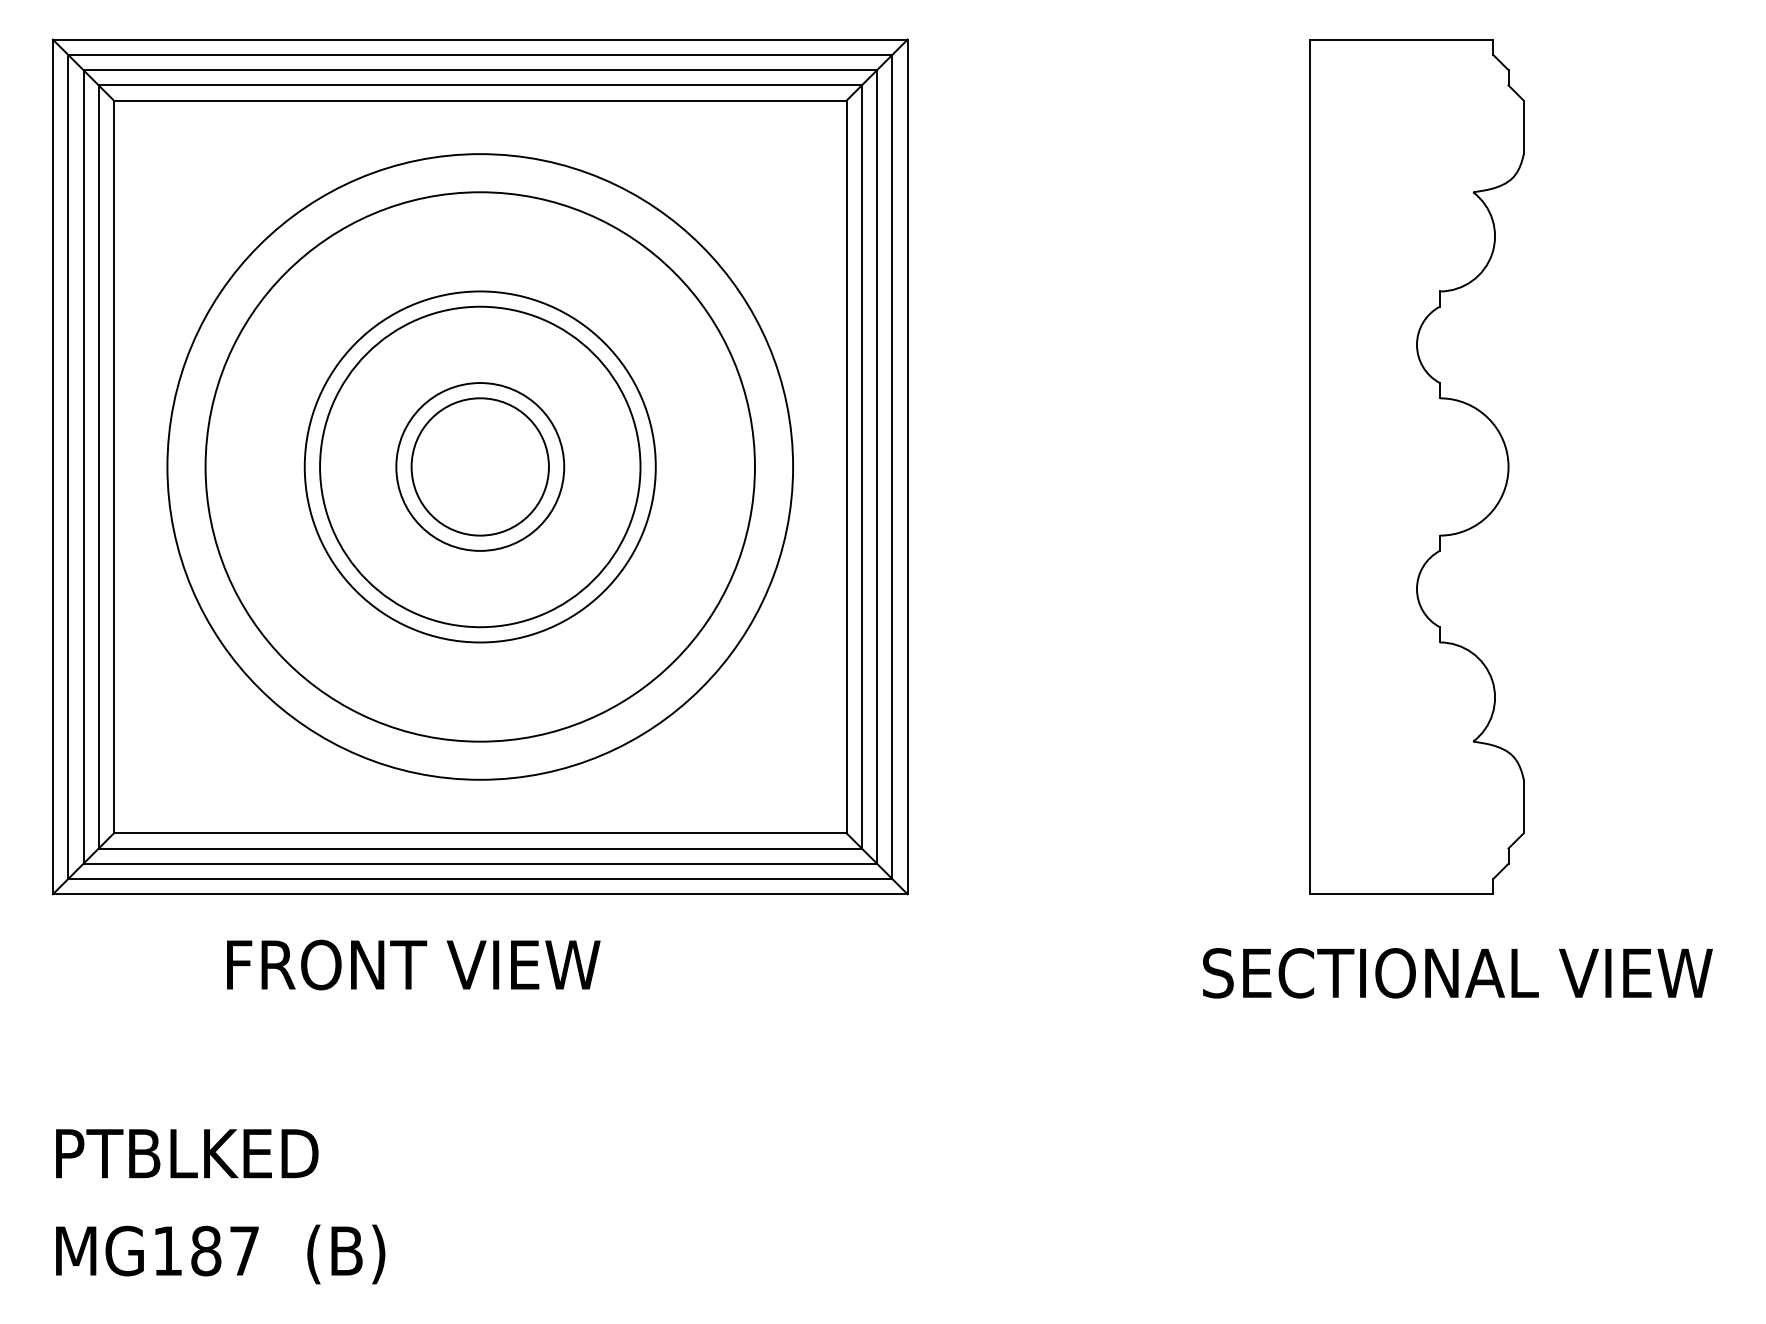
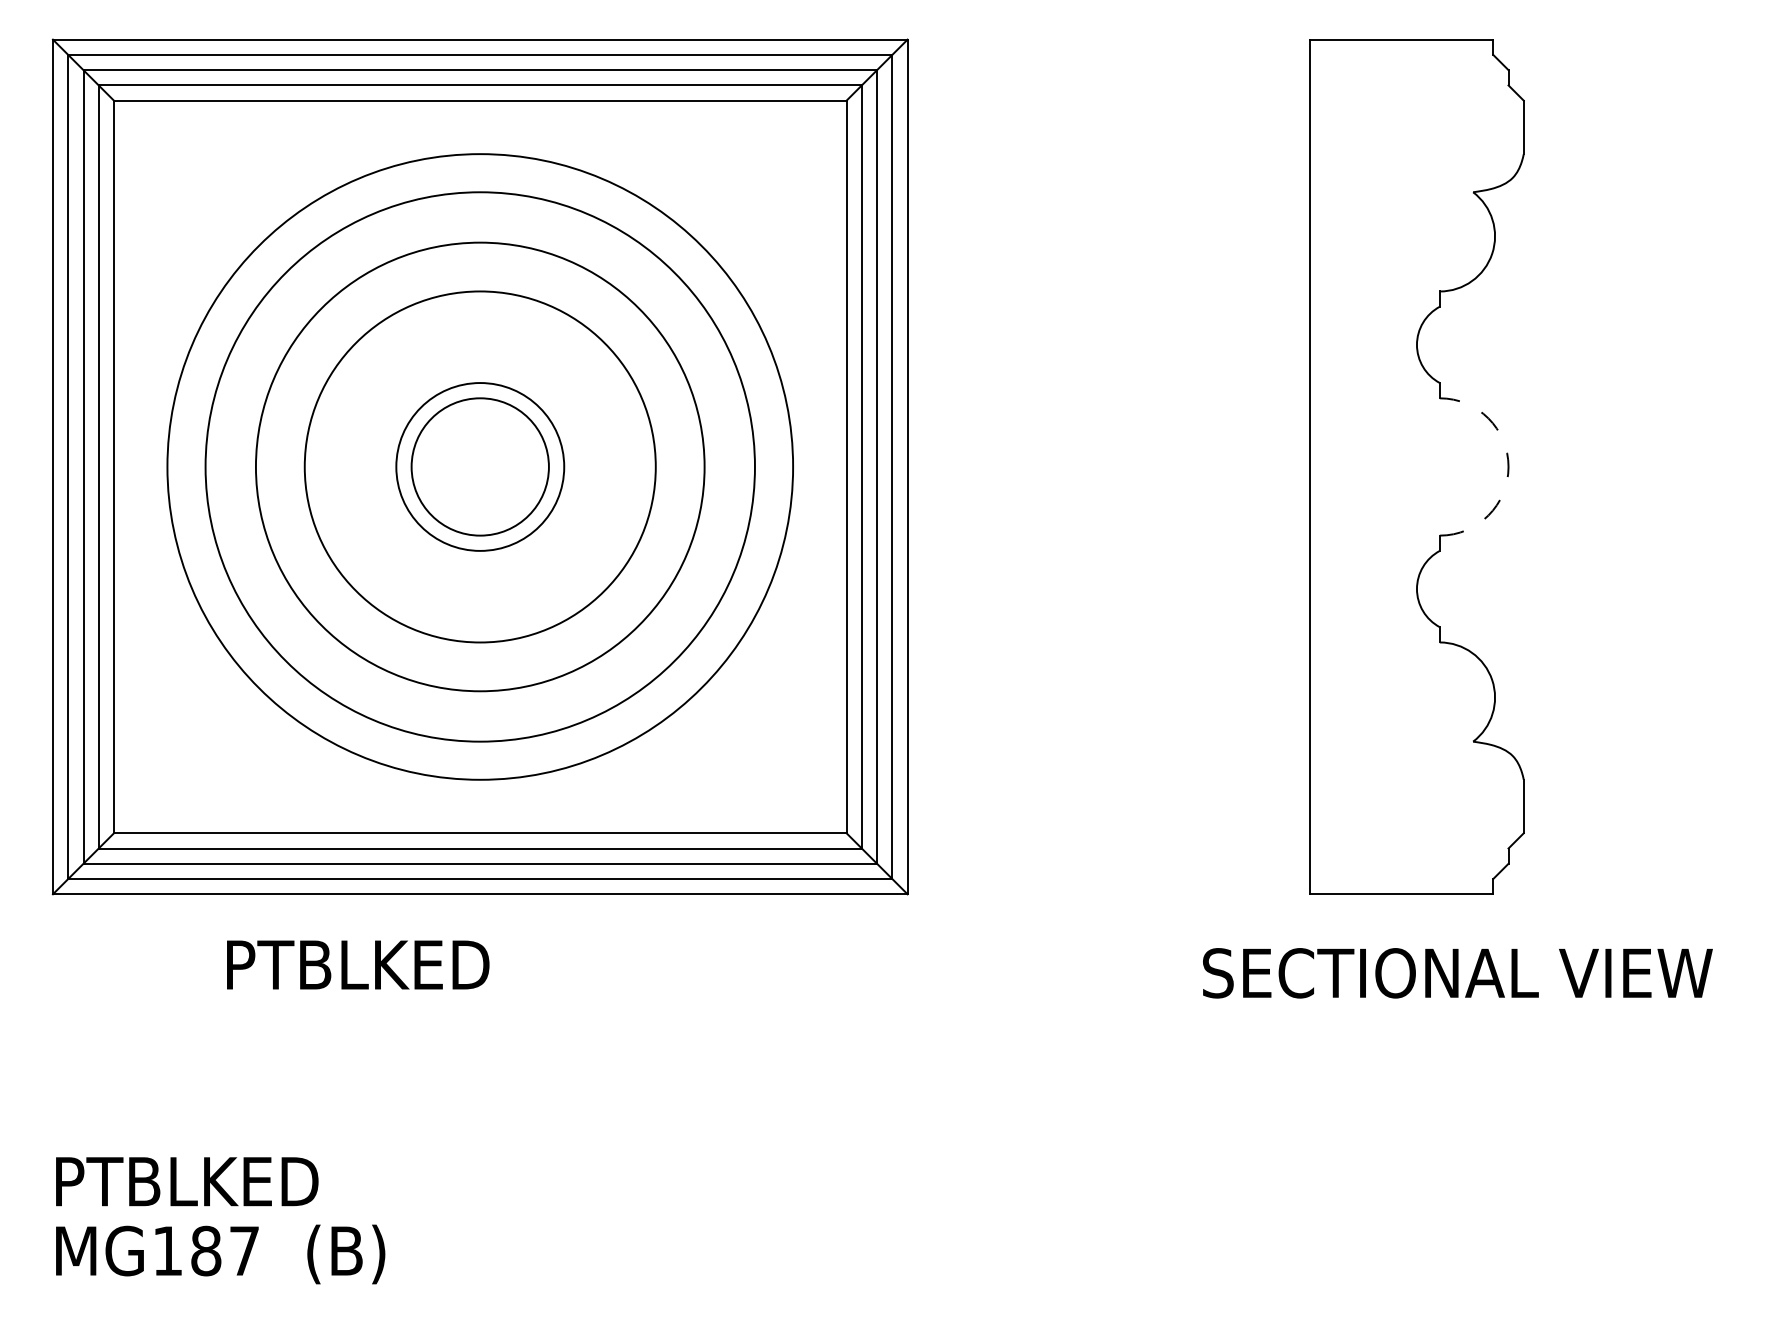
circle diameter: 320 px -> 449 px (479, 466)
arc: solid -> dashed (1508, 466)
text: FRONT VIEW -> PTBLKED (416, 964)
text position: (187, 1153) -> (187, 1181) (187, 1181)
